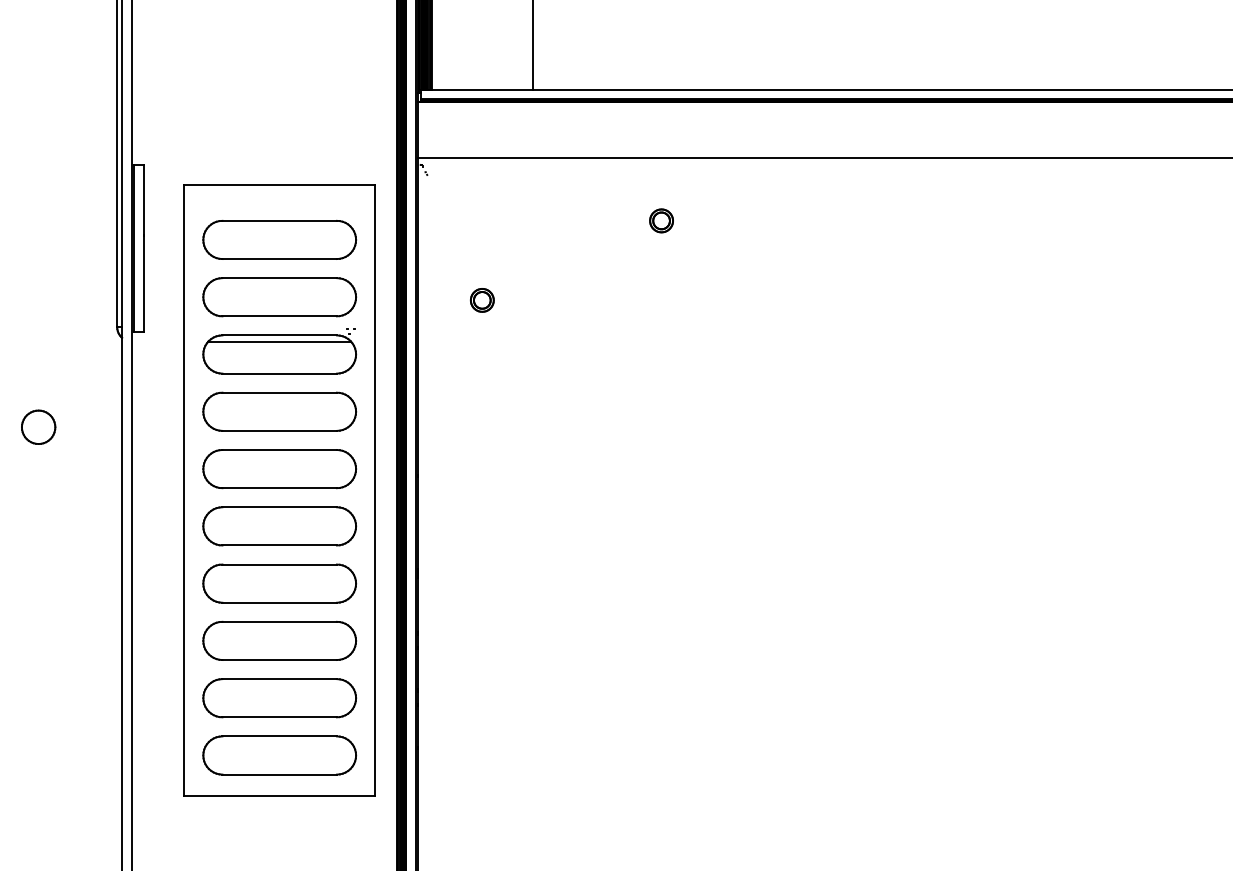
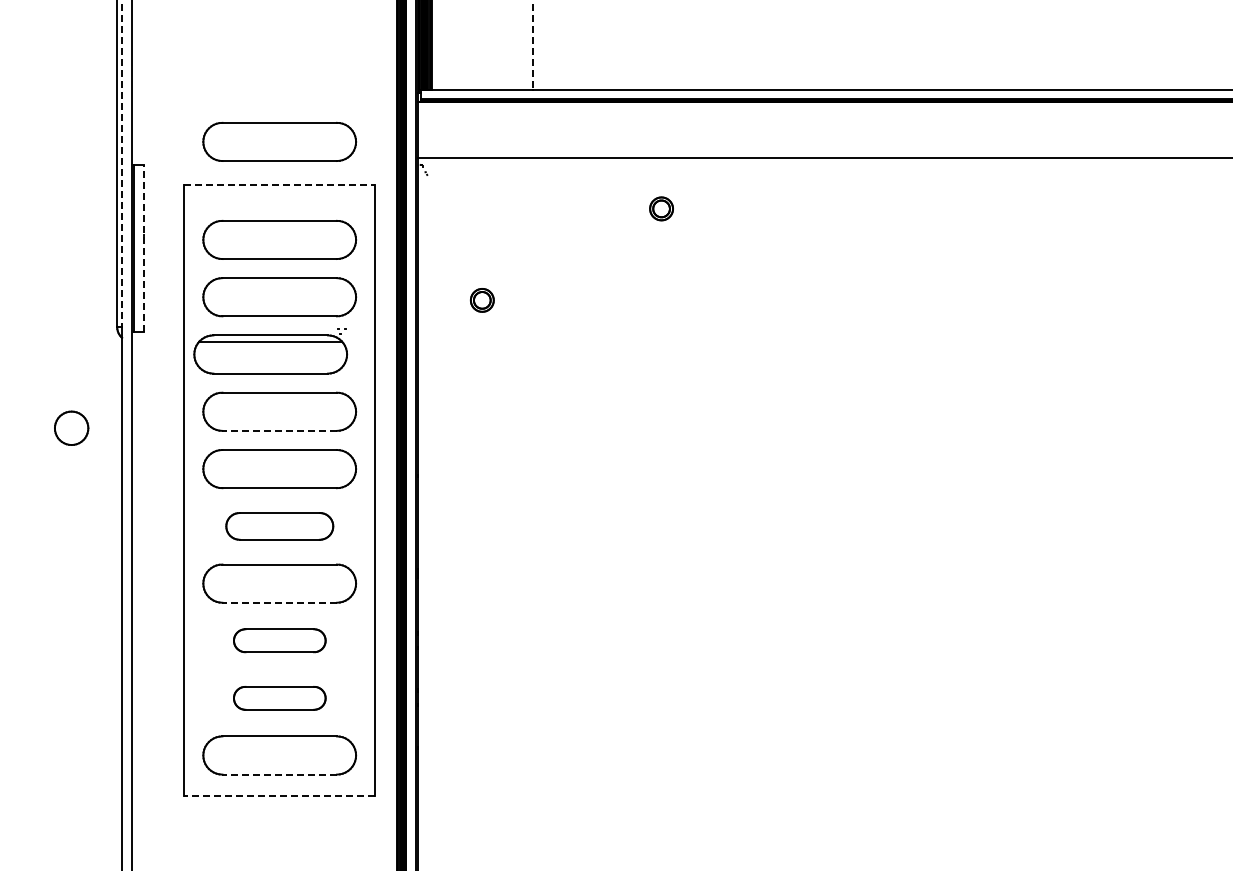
line: solid -> dashed (532, 44)
part: none -> present (279, 141)
line: solid -> dashed (122, 164)
line: solid -> dashed (280, 185)
part position: (661, 220) -> (661, 208) (661, 208)
line: solid -> dashed (143, 248)
part position: (279, 351) -> (270, 351) (270, 351)
part position: (38, 426) -> (71, 427) (71, 427)
line: solid -> dashed (279, 430)
part size: 156x41 px -> 110x29 px (279, 526)
line: solid -> dashed (279, 602)
part size: 156x41 px -> 94x26 px (279, 640)
part size: 156x41 px -> 94x25 px (279, 698)
line: solid -> dashed (279, 774)
line: solid -> dashed (279, 796)
